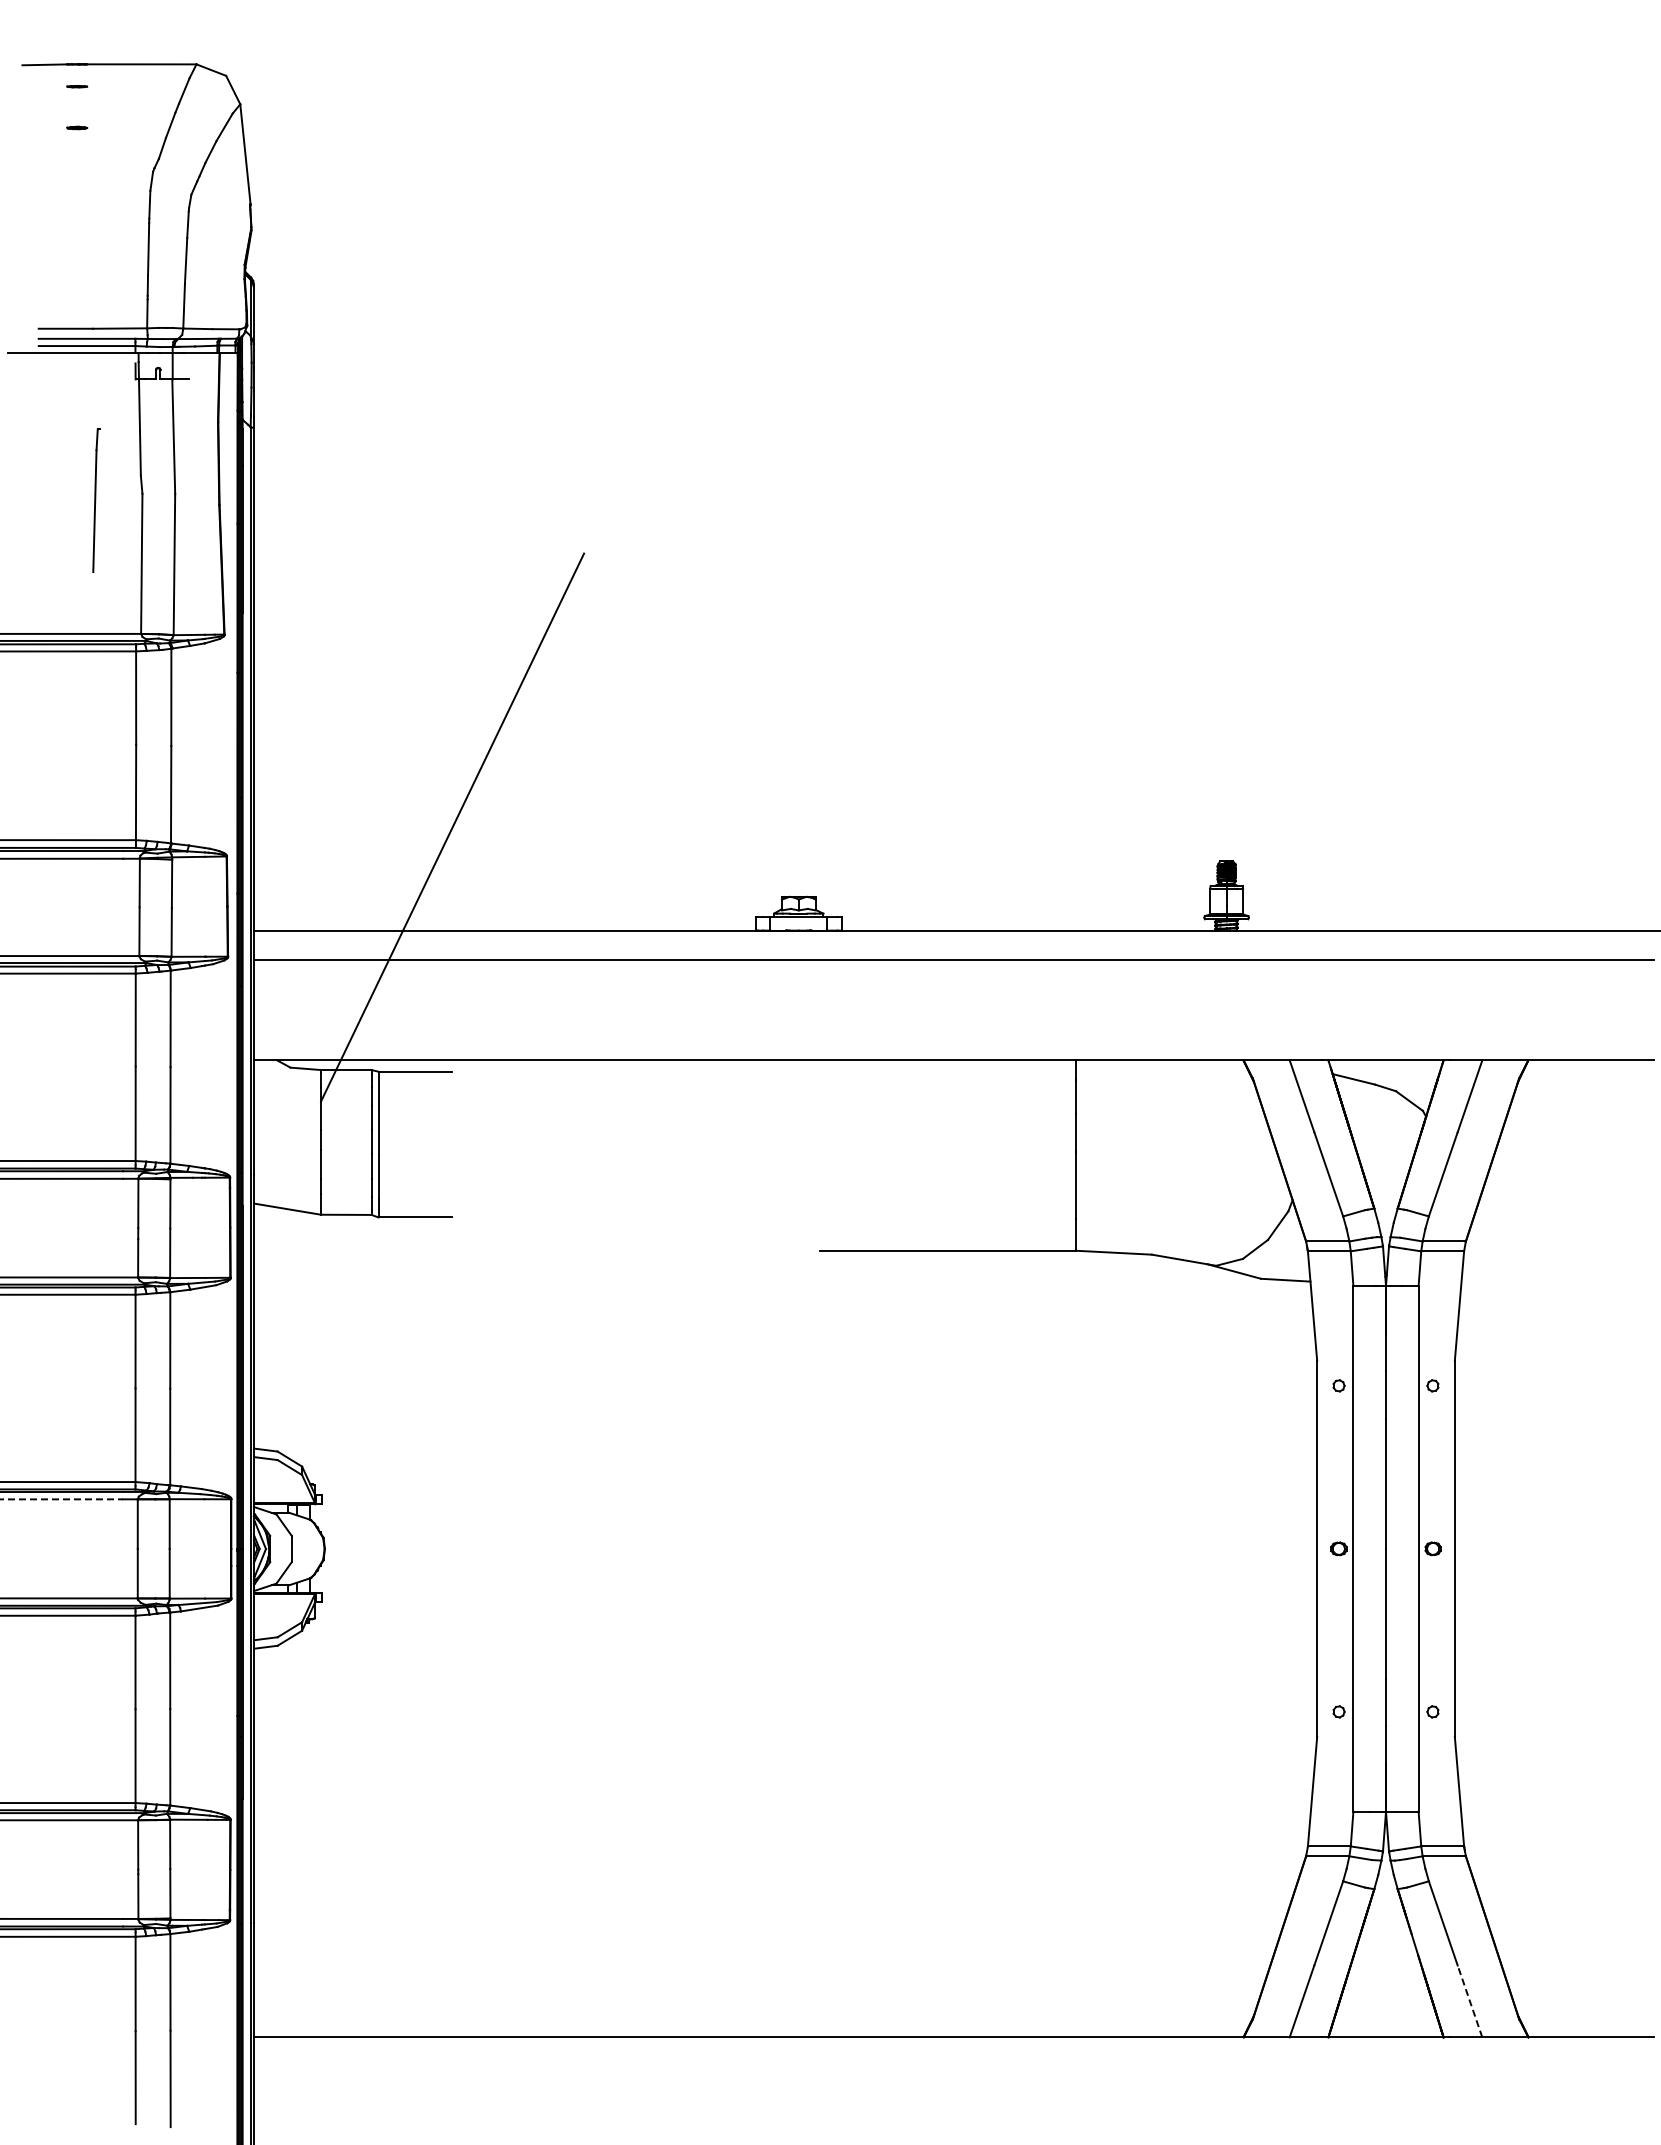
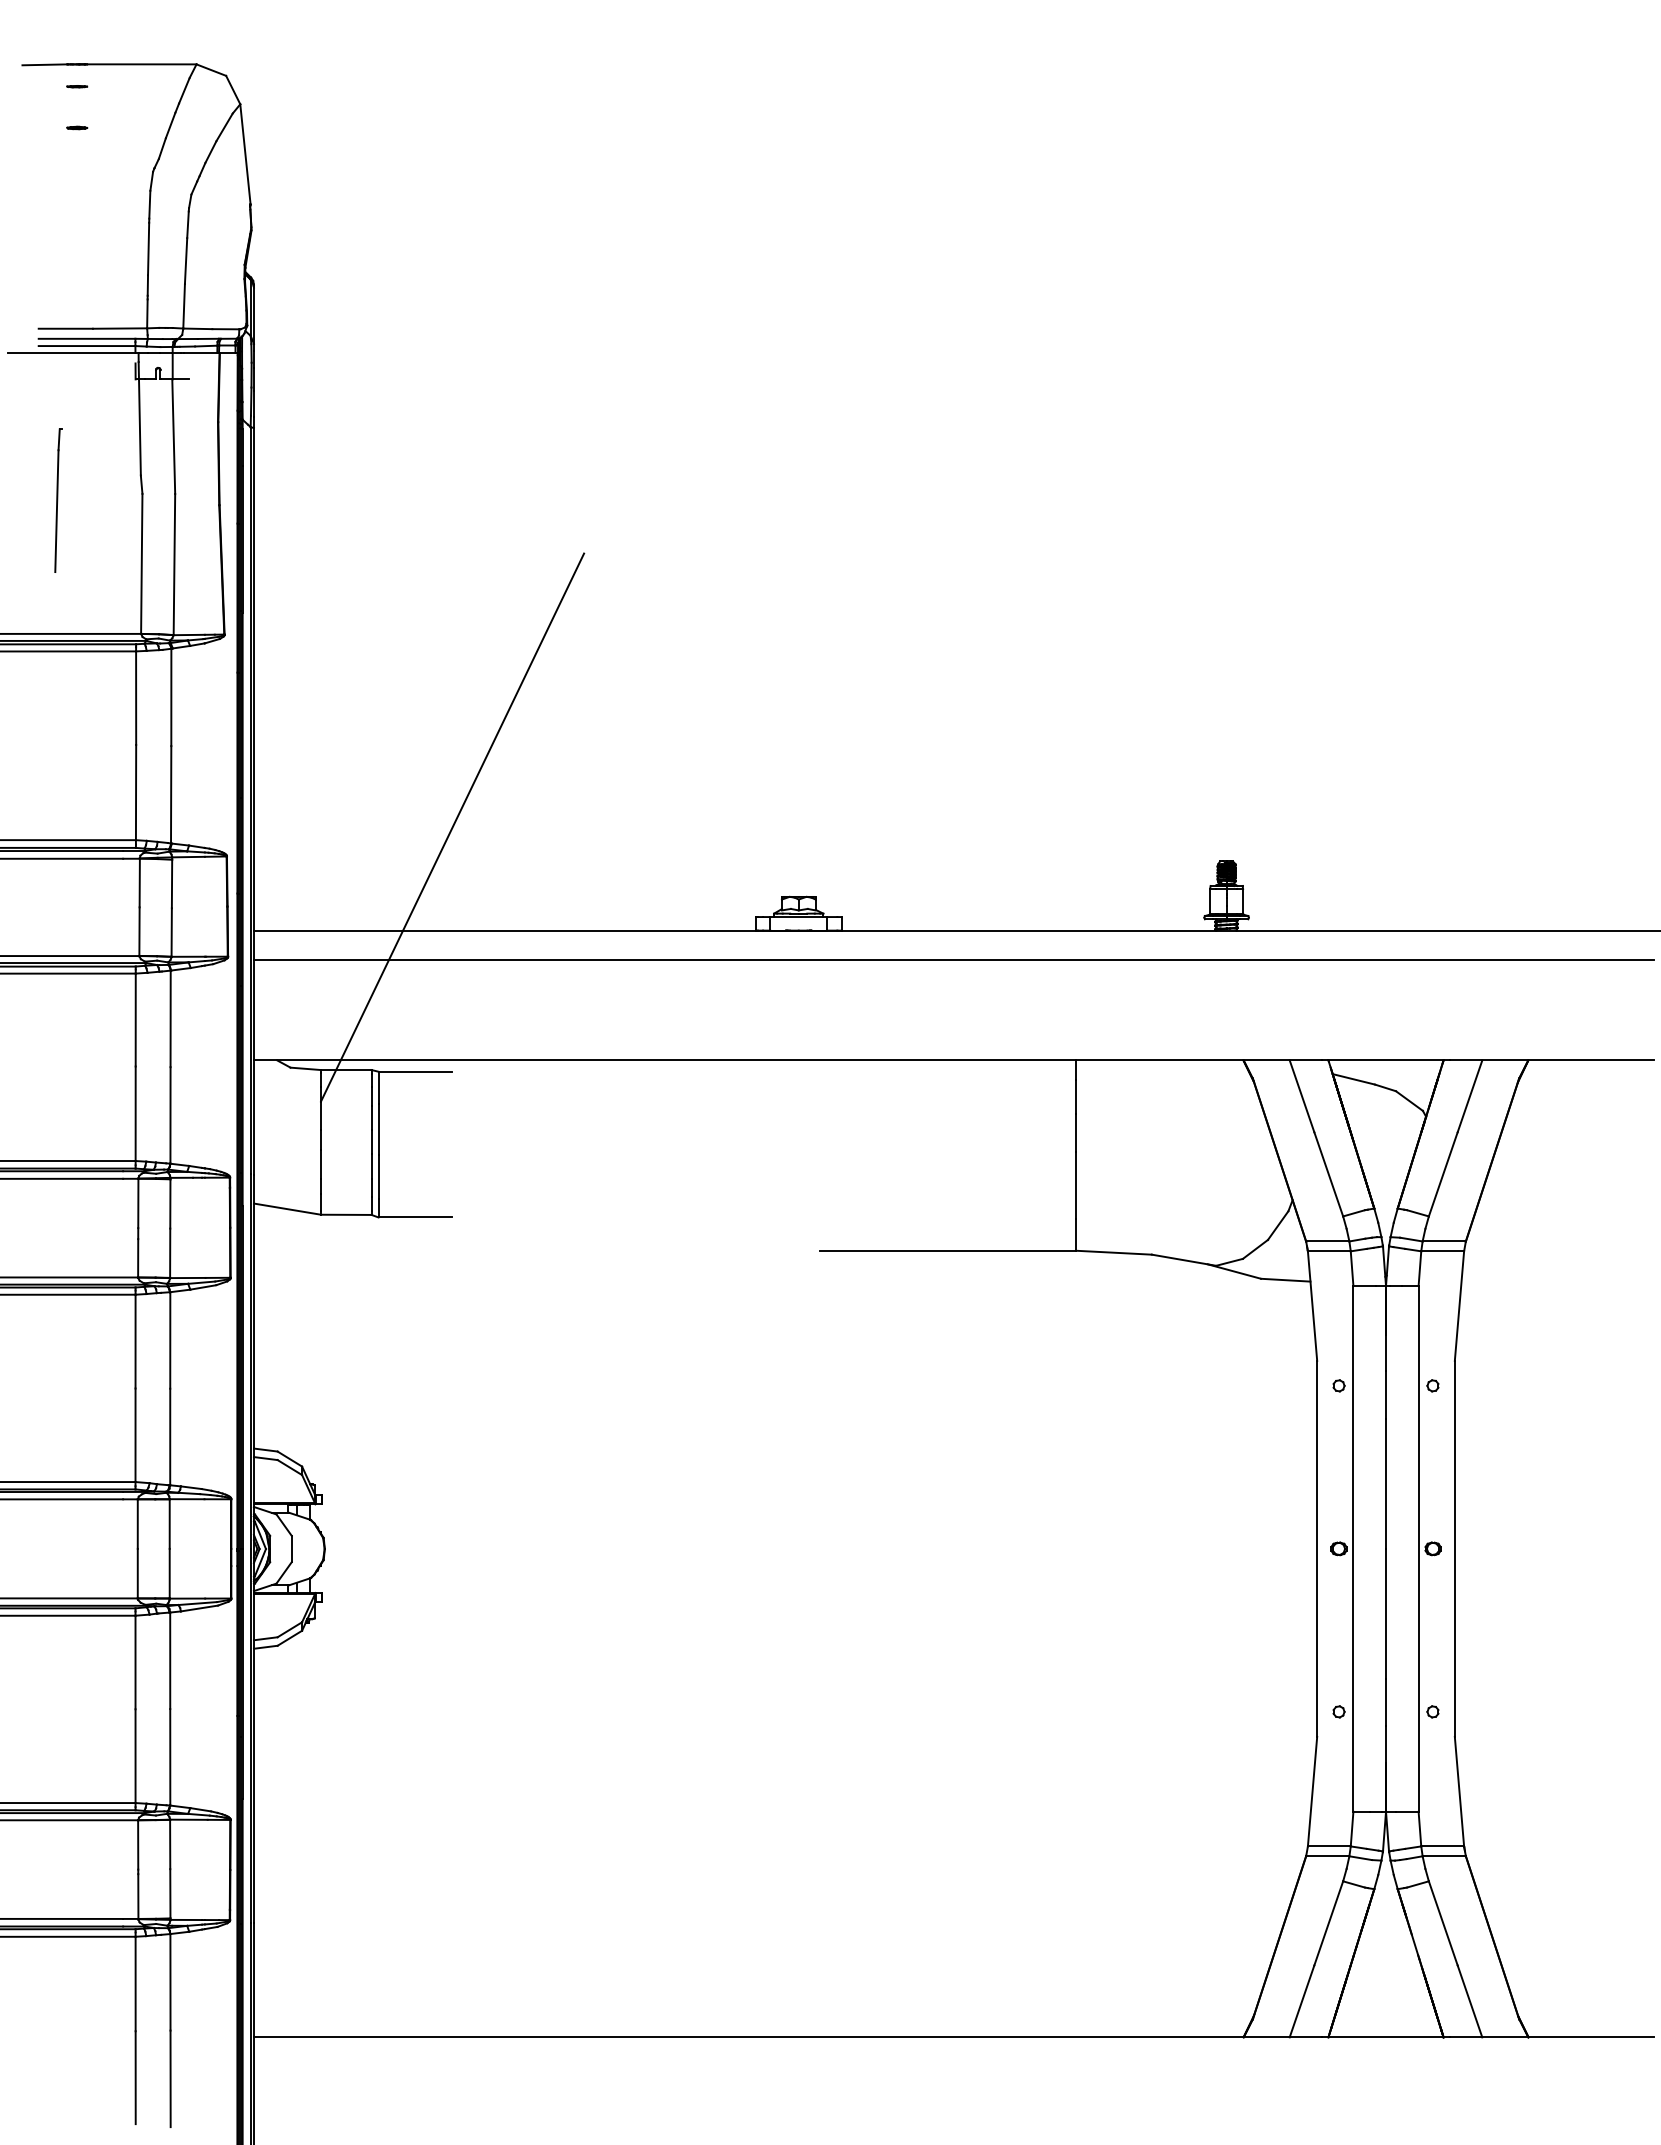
part position: (96, 500) -> (58, 500) (58, 500)
line: dashed -> solid (62, 1499)
line: dashed -> solid (1470, 2001)
